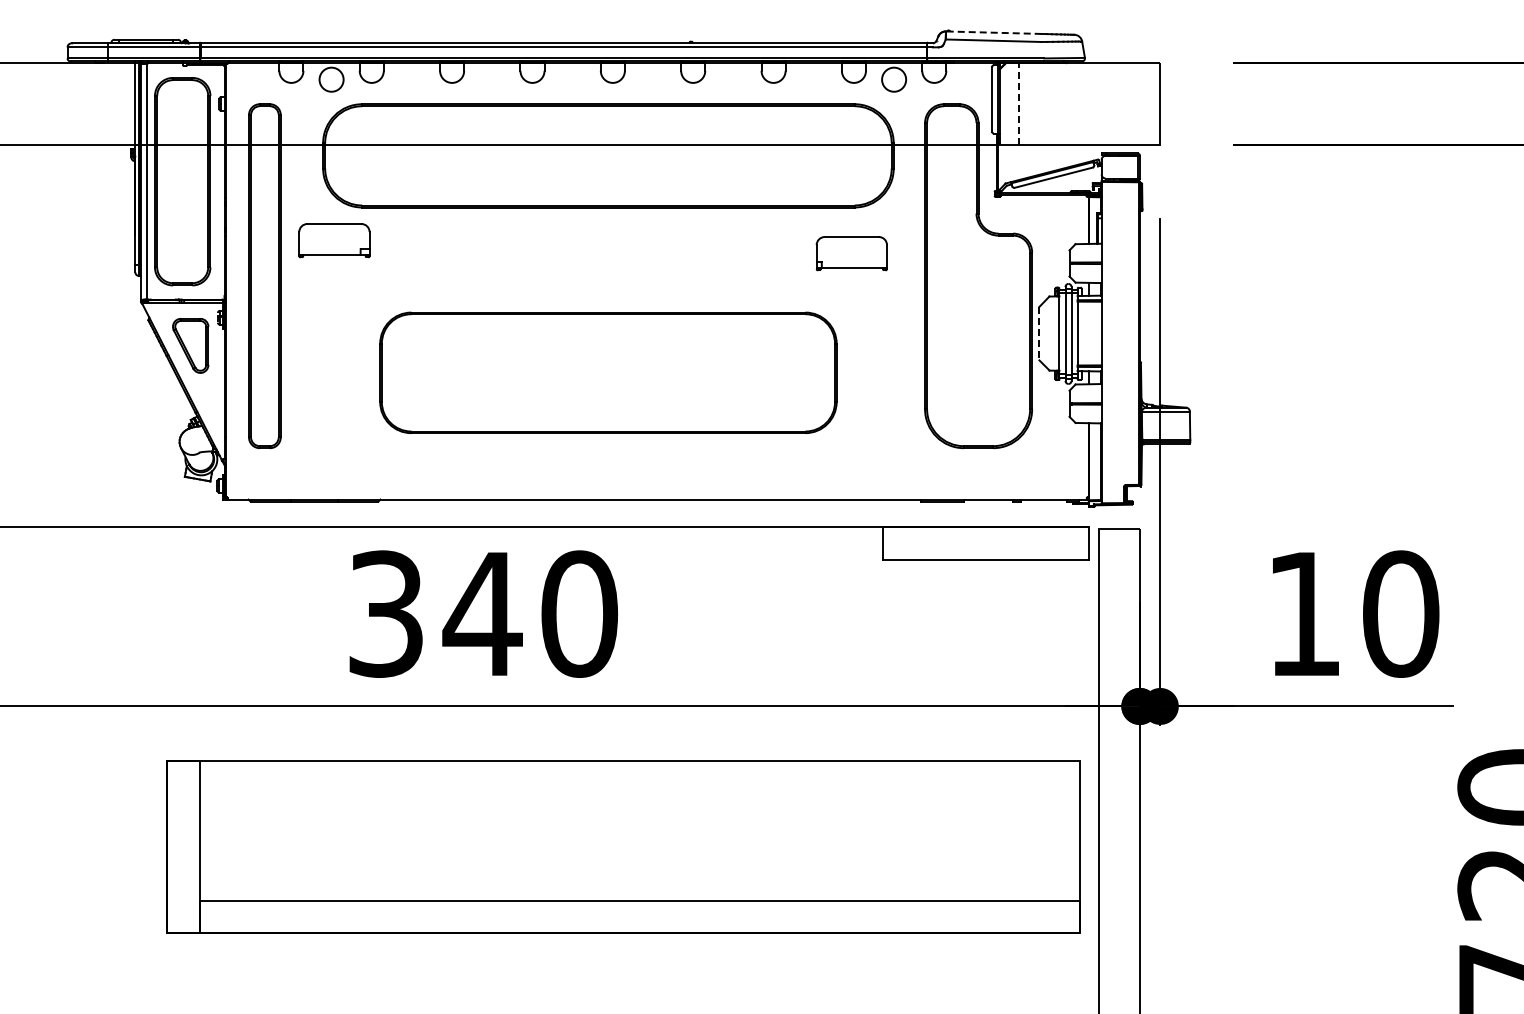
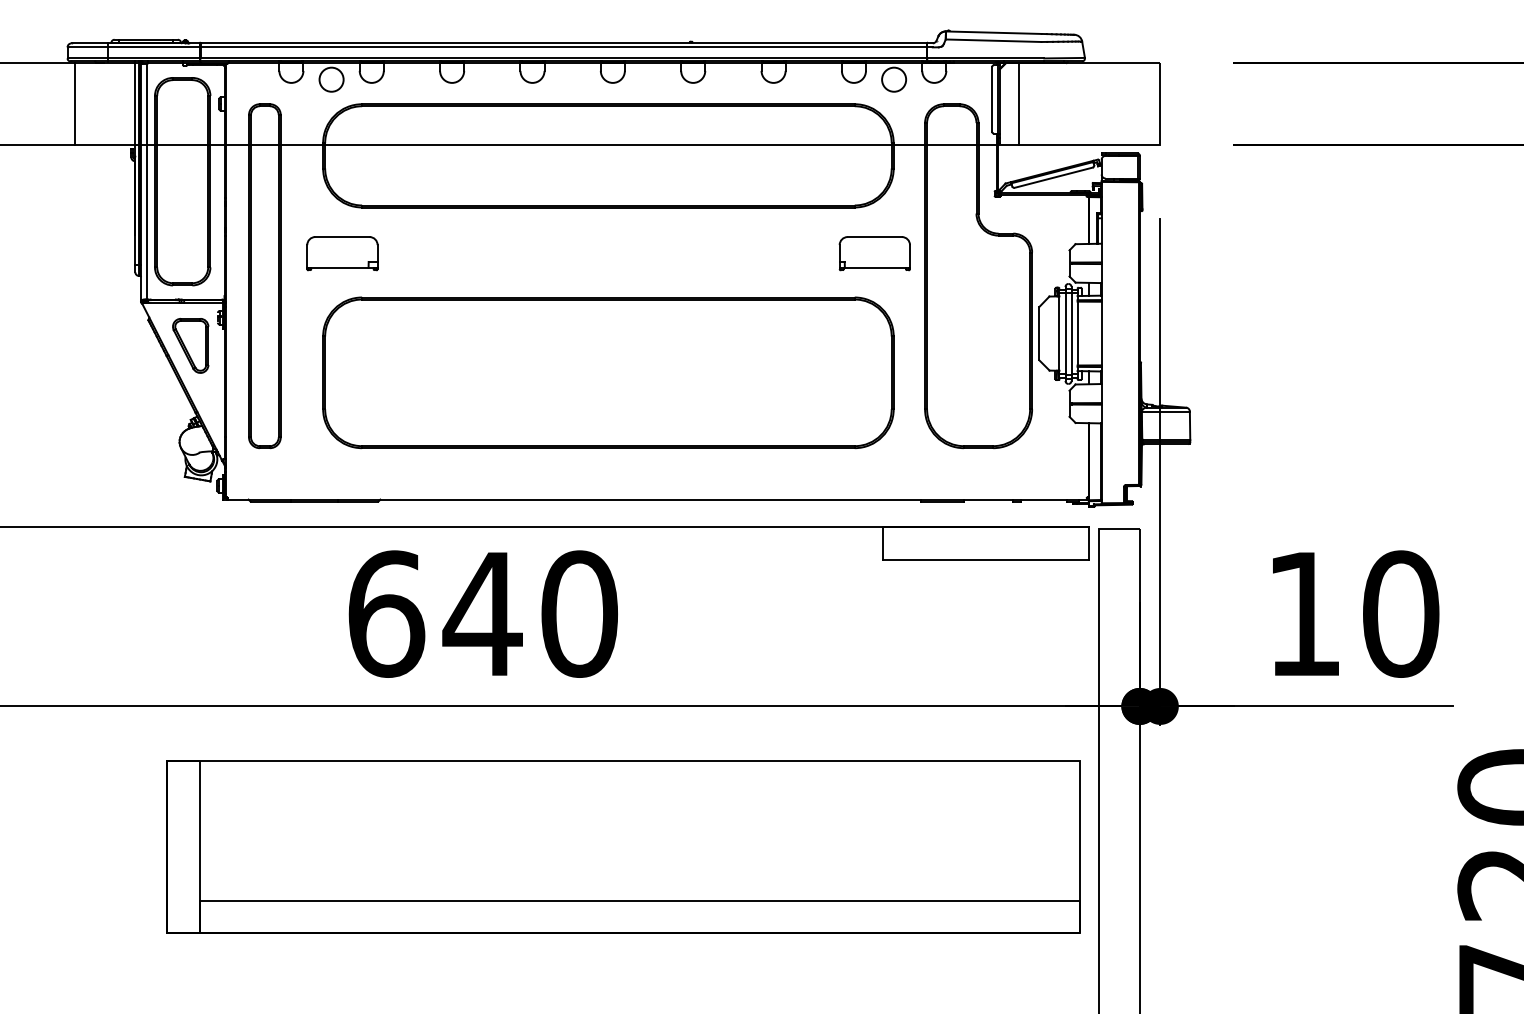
line: dashed -> solid (993, 32)
line: dashed -> solid (1018, 103)
line: none -> present (74, 104)
part position: (334, 240) -> (342, 253) (342, 253)
part position: (851, 253) -> (874, 253) (874, 253)
line: dashed -> solid (1039, 333)
part size: 459x123 px -> 573x154 px (608, 372)
text: 340 -> 640 (386, 613)
